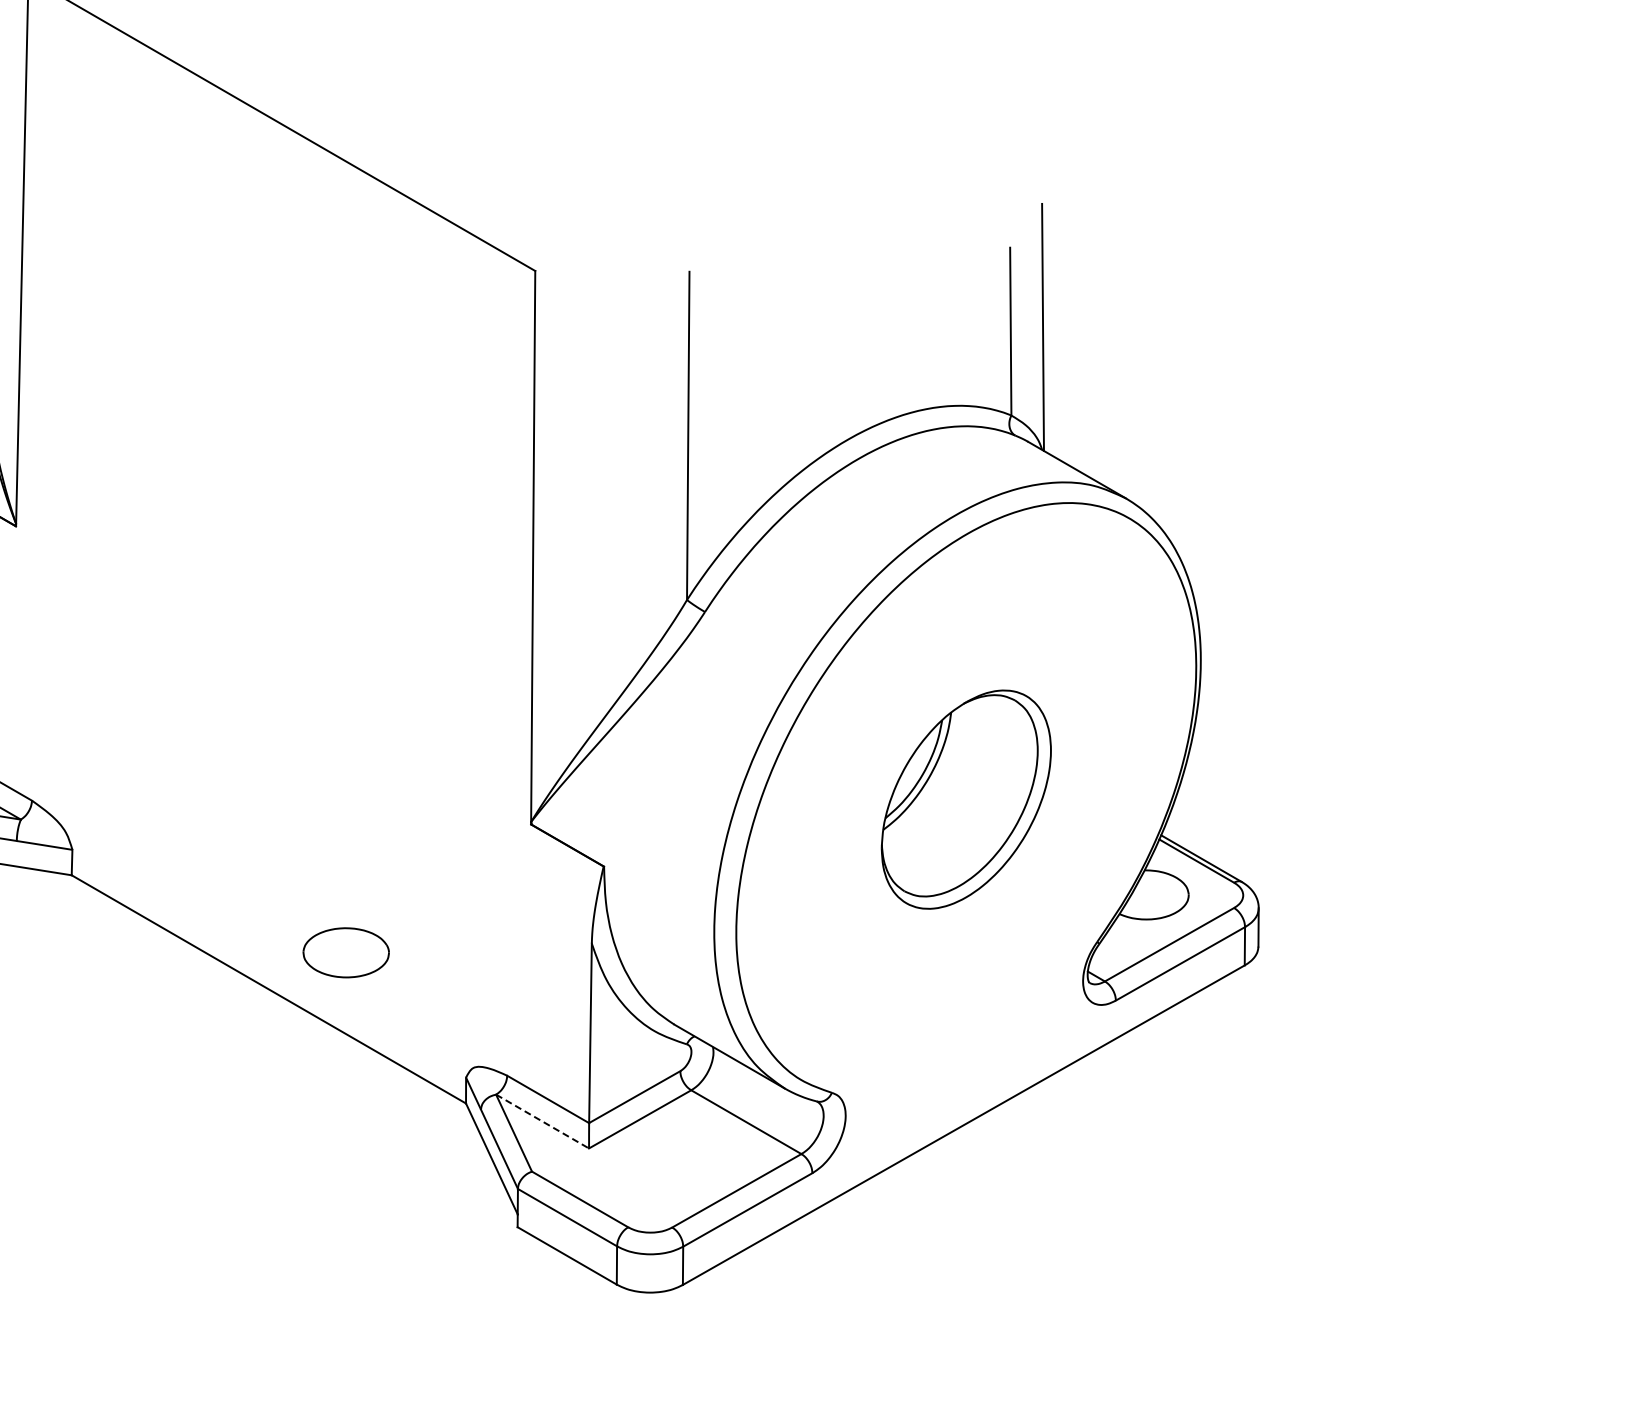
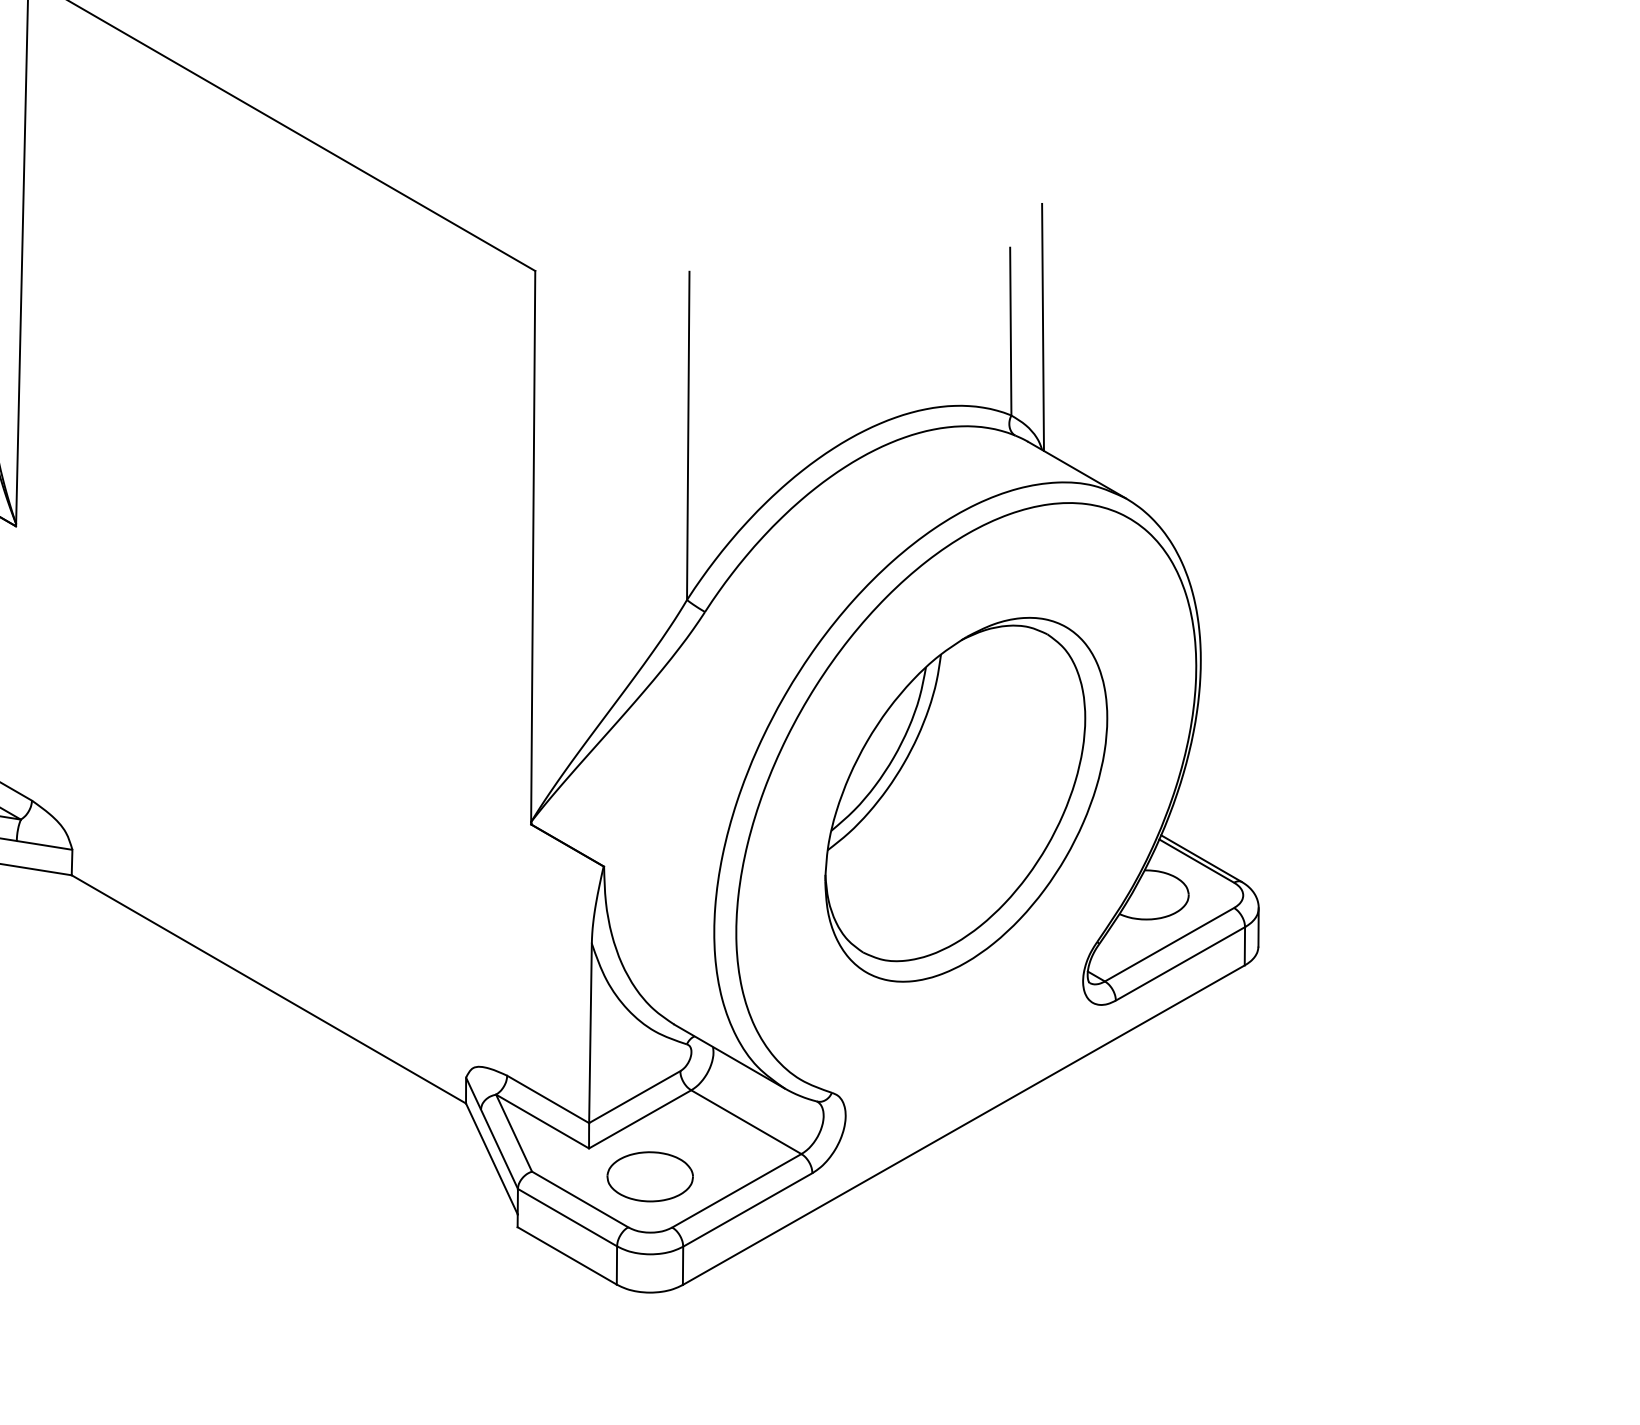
part size: 172x221 px -> 285x367 px (966, 799)
part position: (345, 952) -> (649, 1176) (649, 1176)
line: dashed -> solid (542, 1121)
